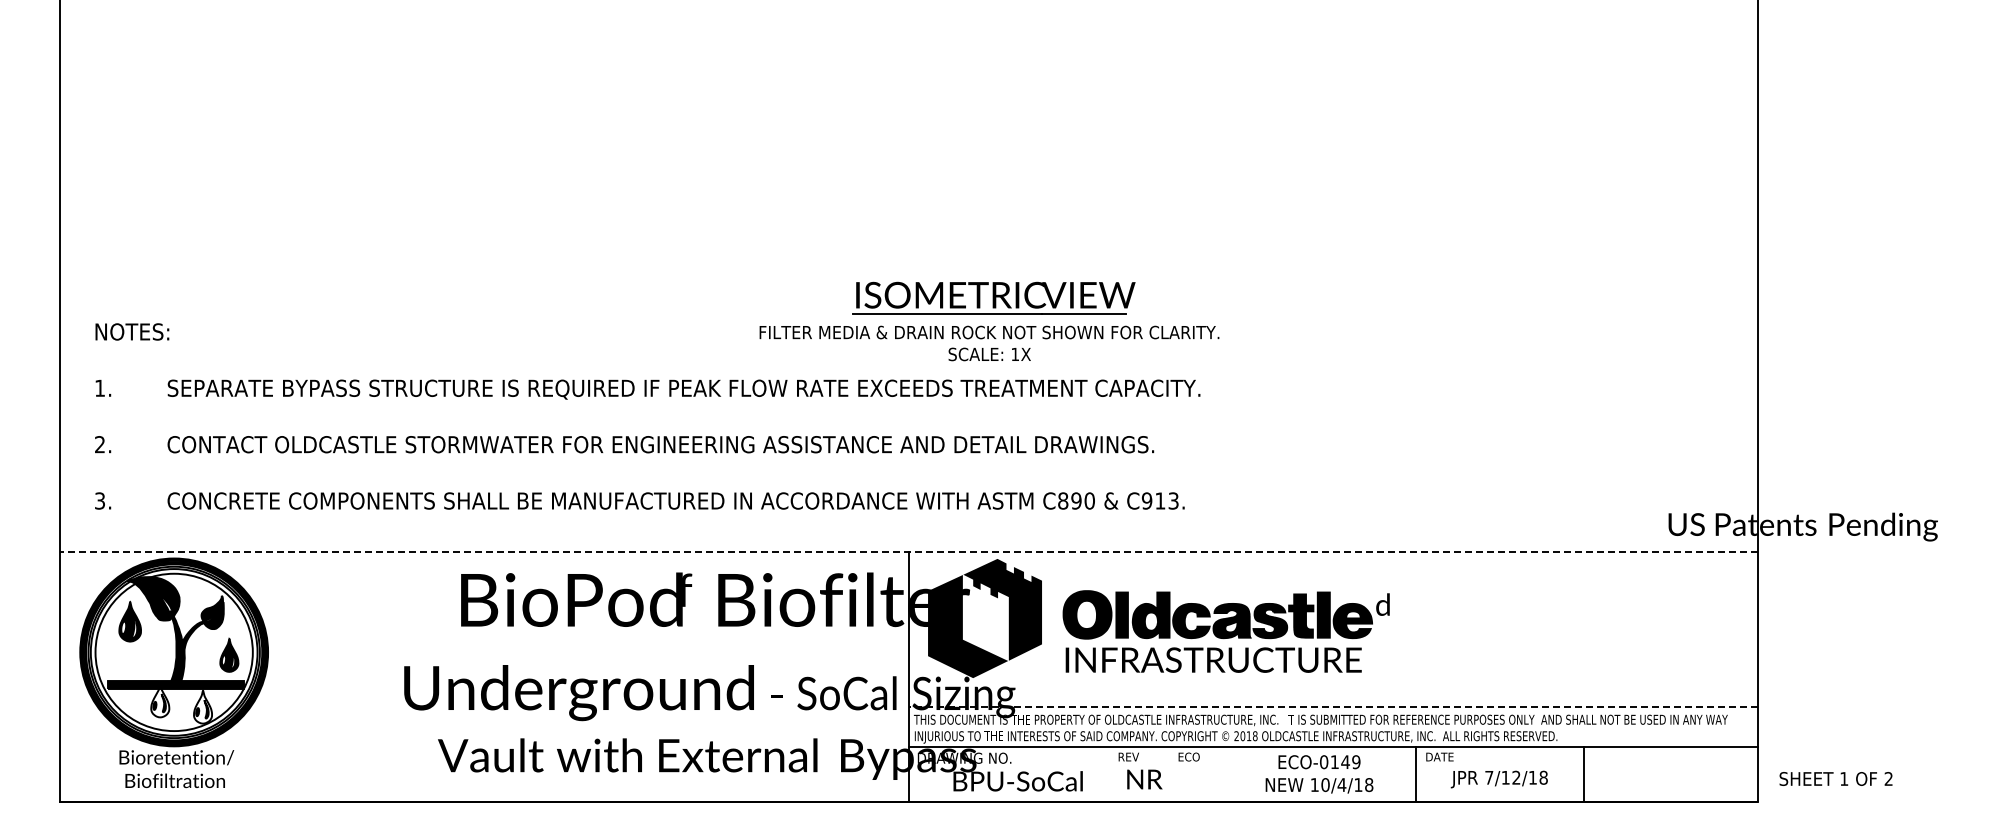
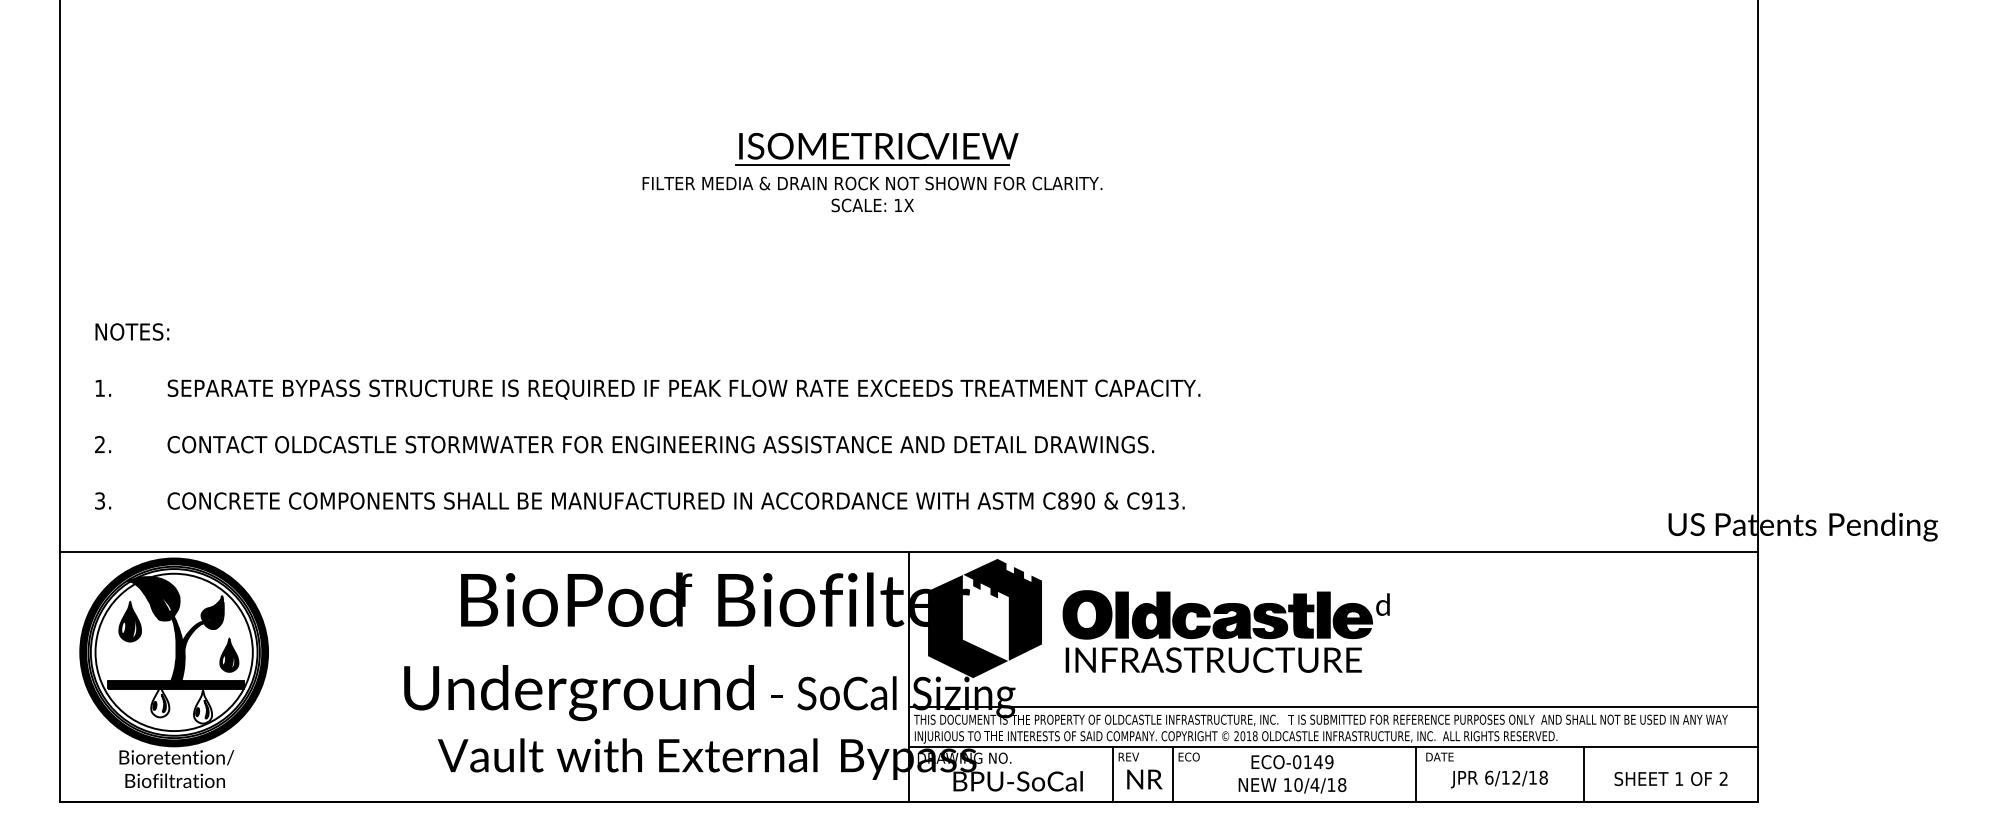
part position: (989, 321) -> (872, 172) (872, 172)
line: dashed -> solid (908, 551)
line: dashed -> solid (1333, 707)
line: none -> present (1112, 774)
line: none -> present (1172, 774)
text position: (1319, 774) -> (1292, 774) (1292, 774)
text: 7/12/18 -> 6/12/18 (1489, 777)
text position: (1835, 778) -> (1670, 778) (1670, 778)
